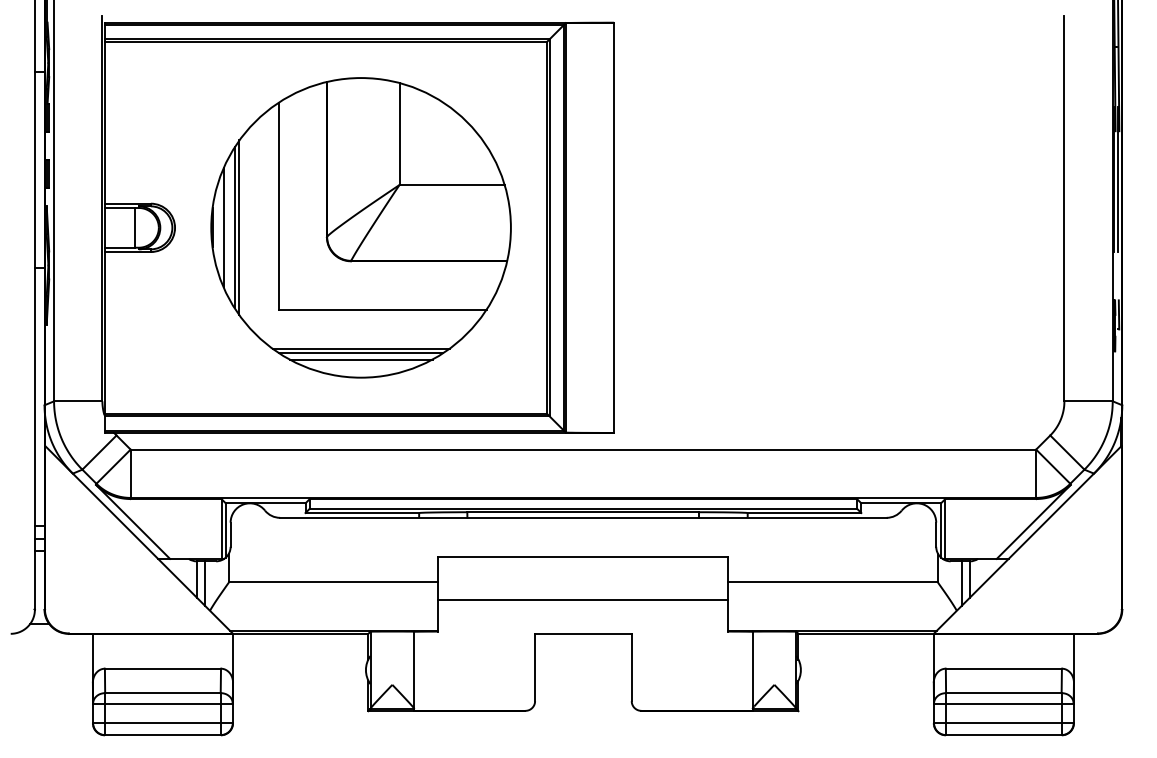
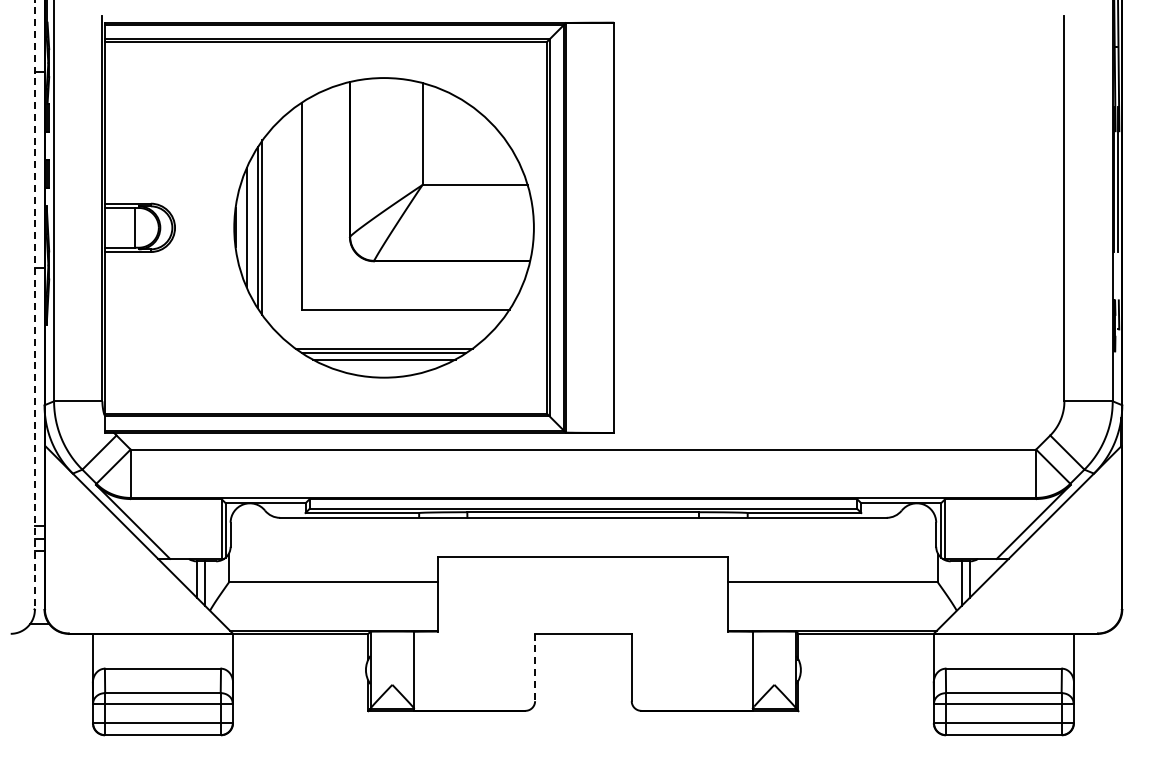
part position: (360, 227) -> (383, 227) (383, 227)
line: solid -> dashed (34, 305)
line: present -> none (583, 600)
line: solid -> dashed (535, 667)
